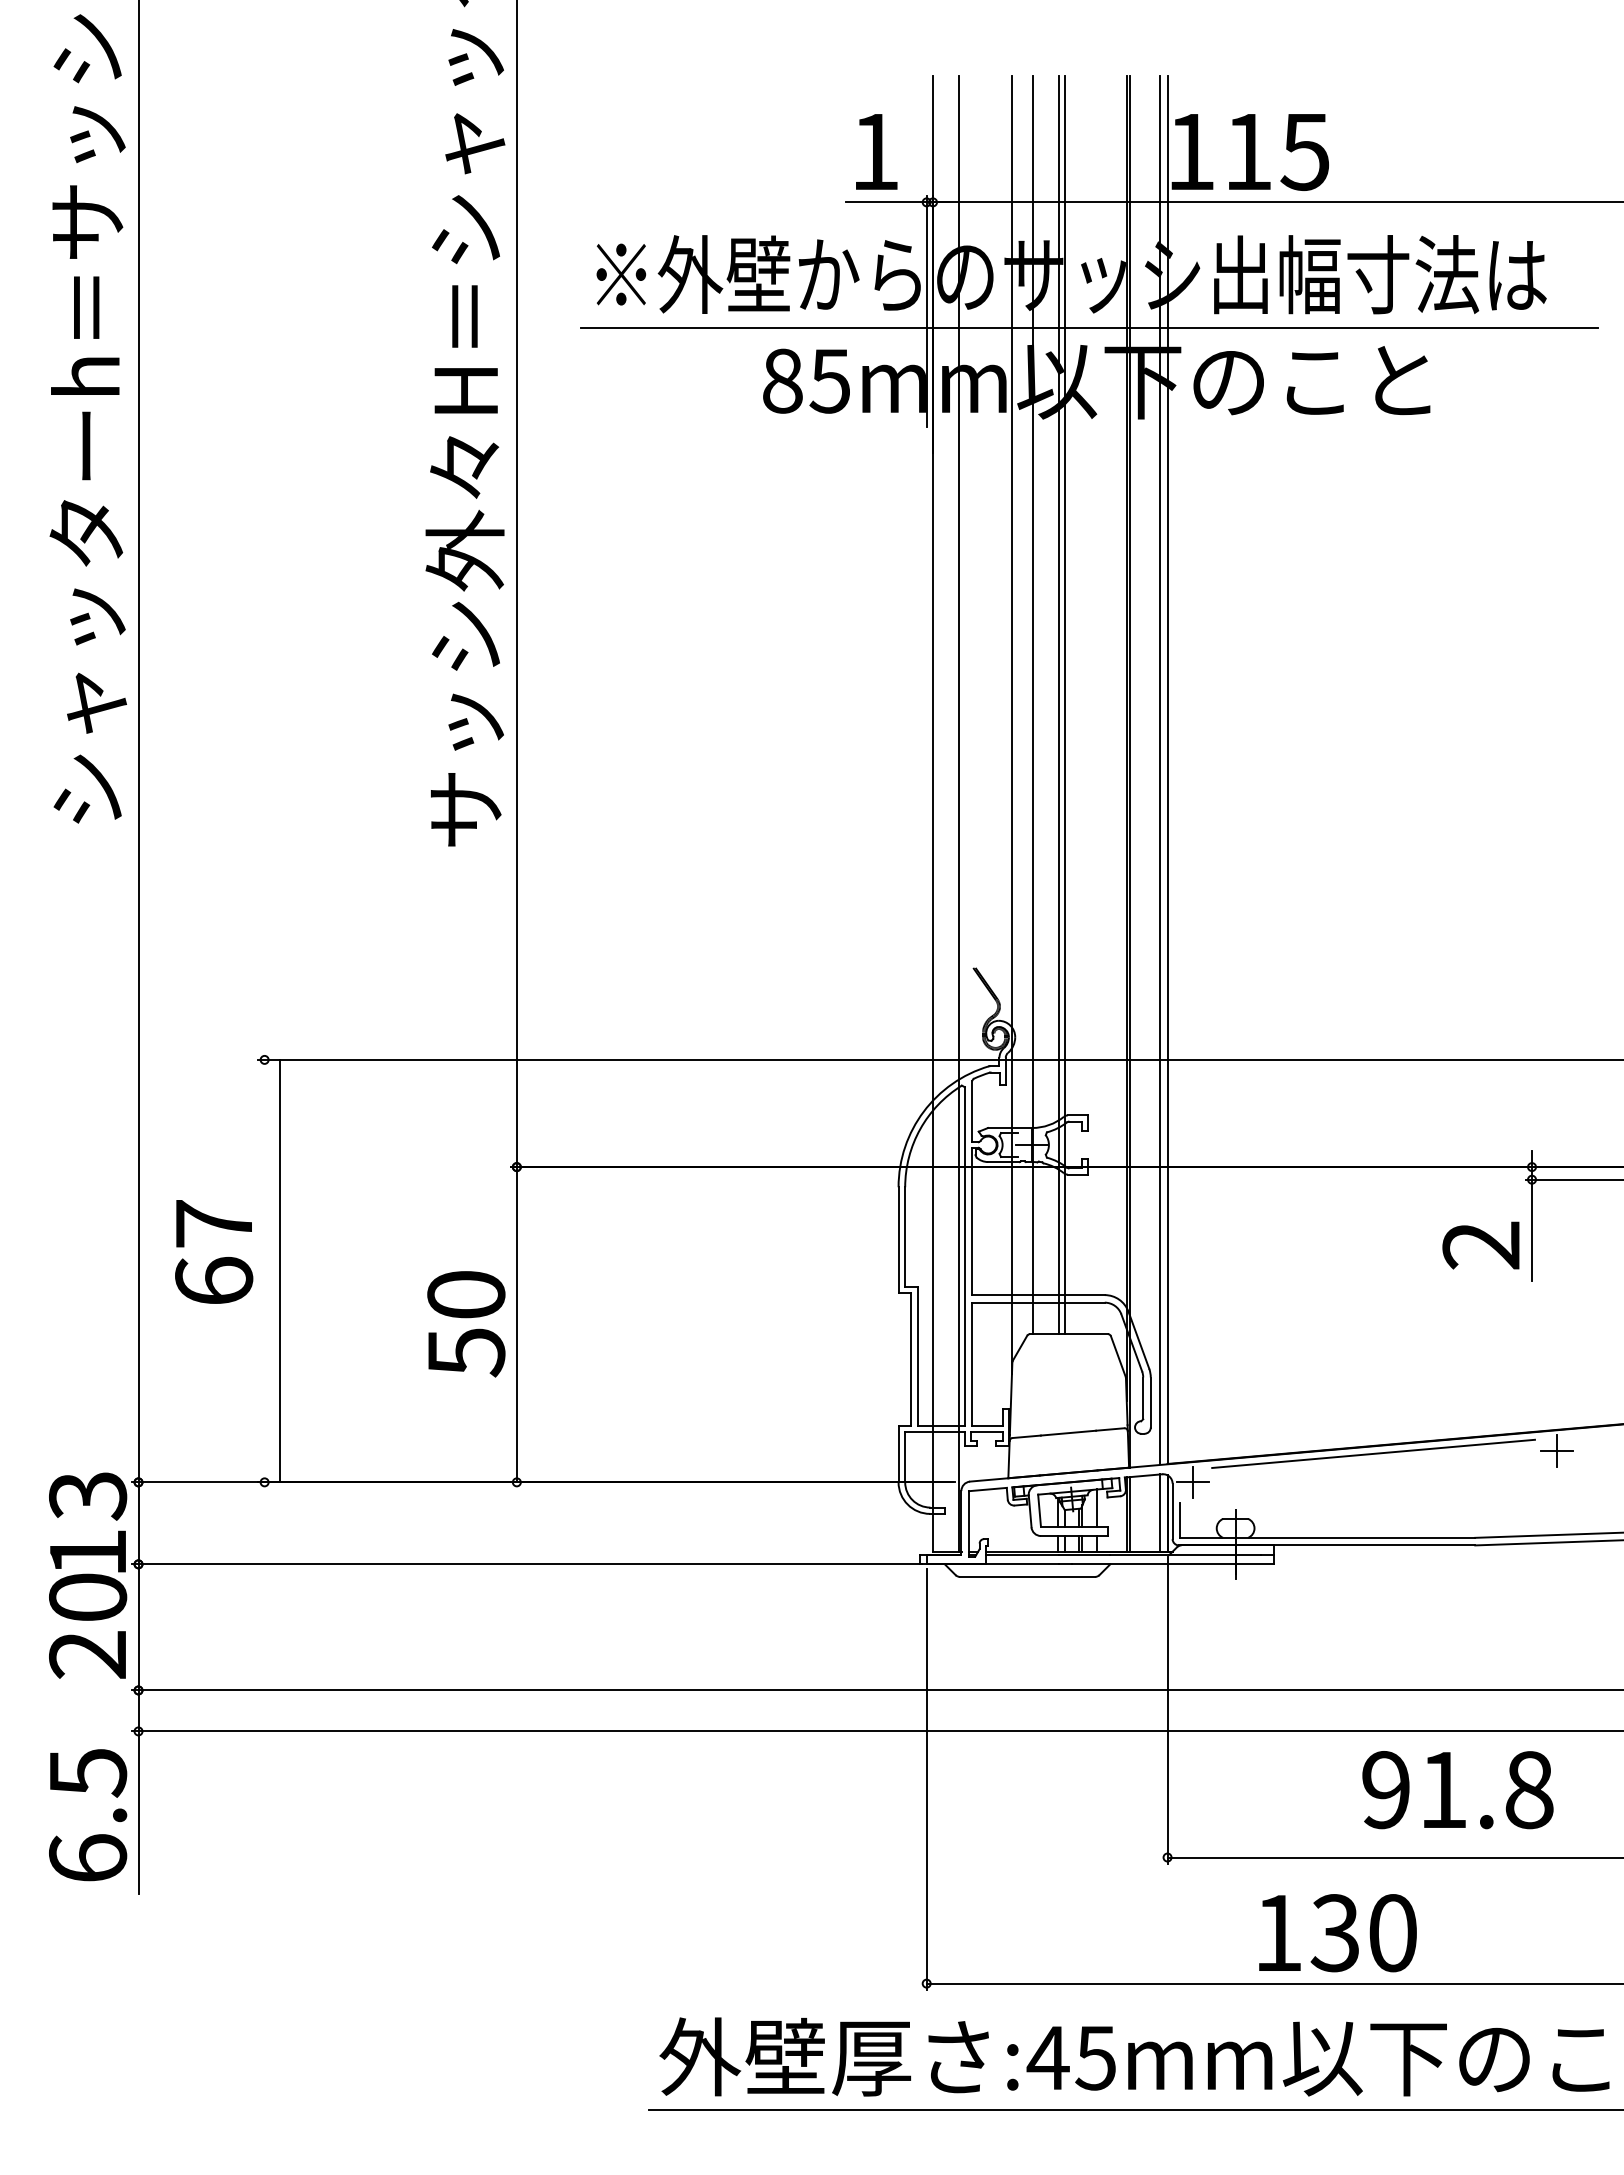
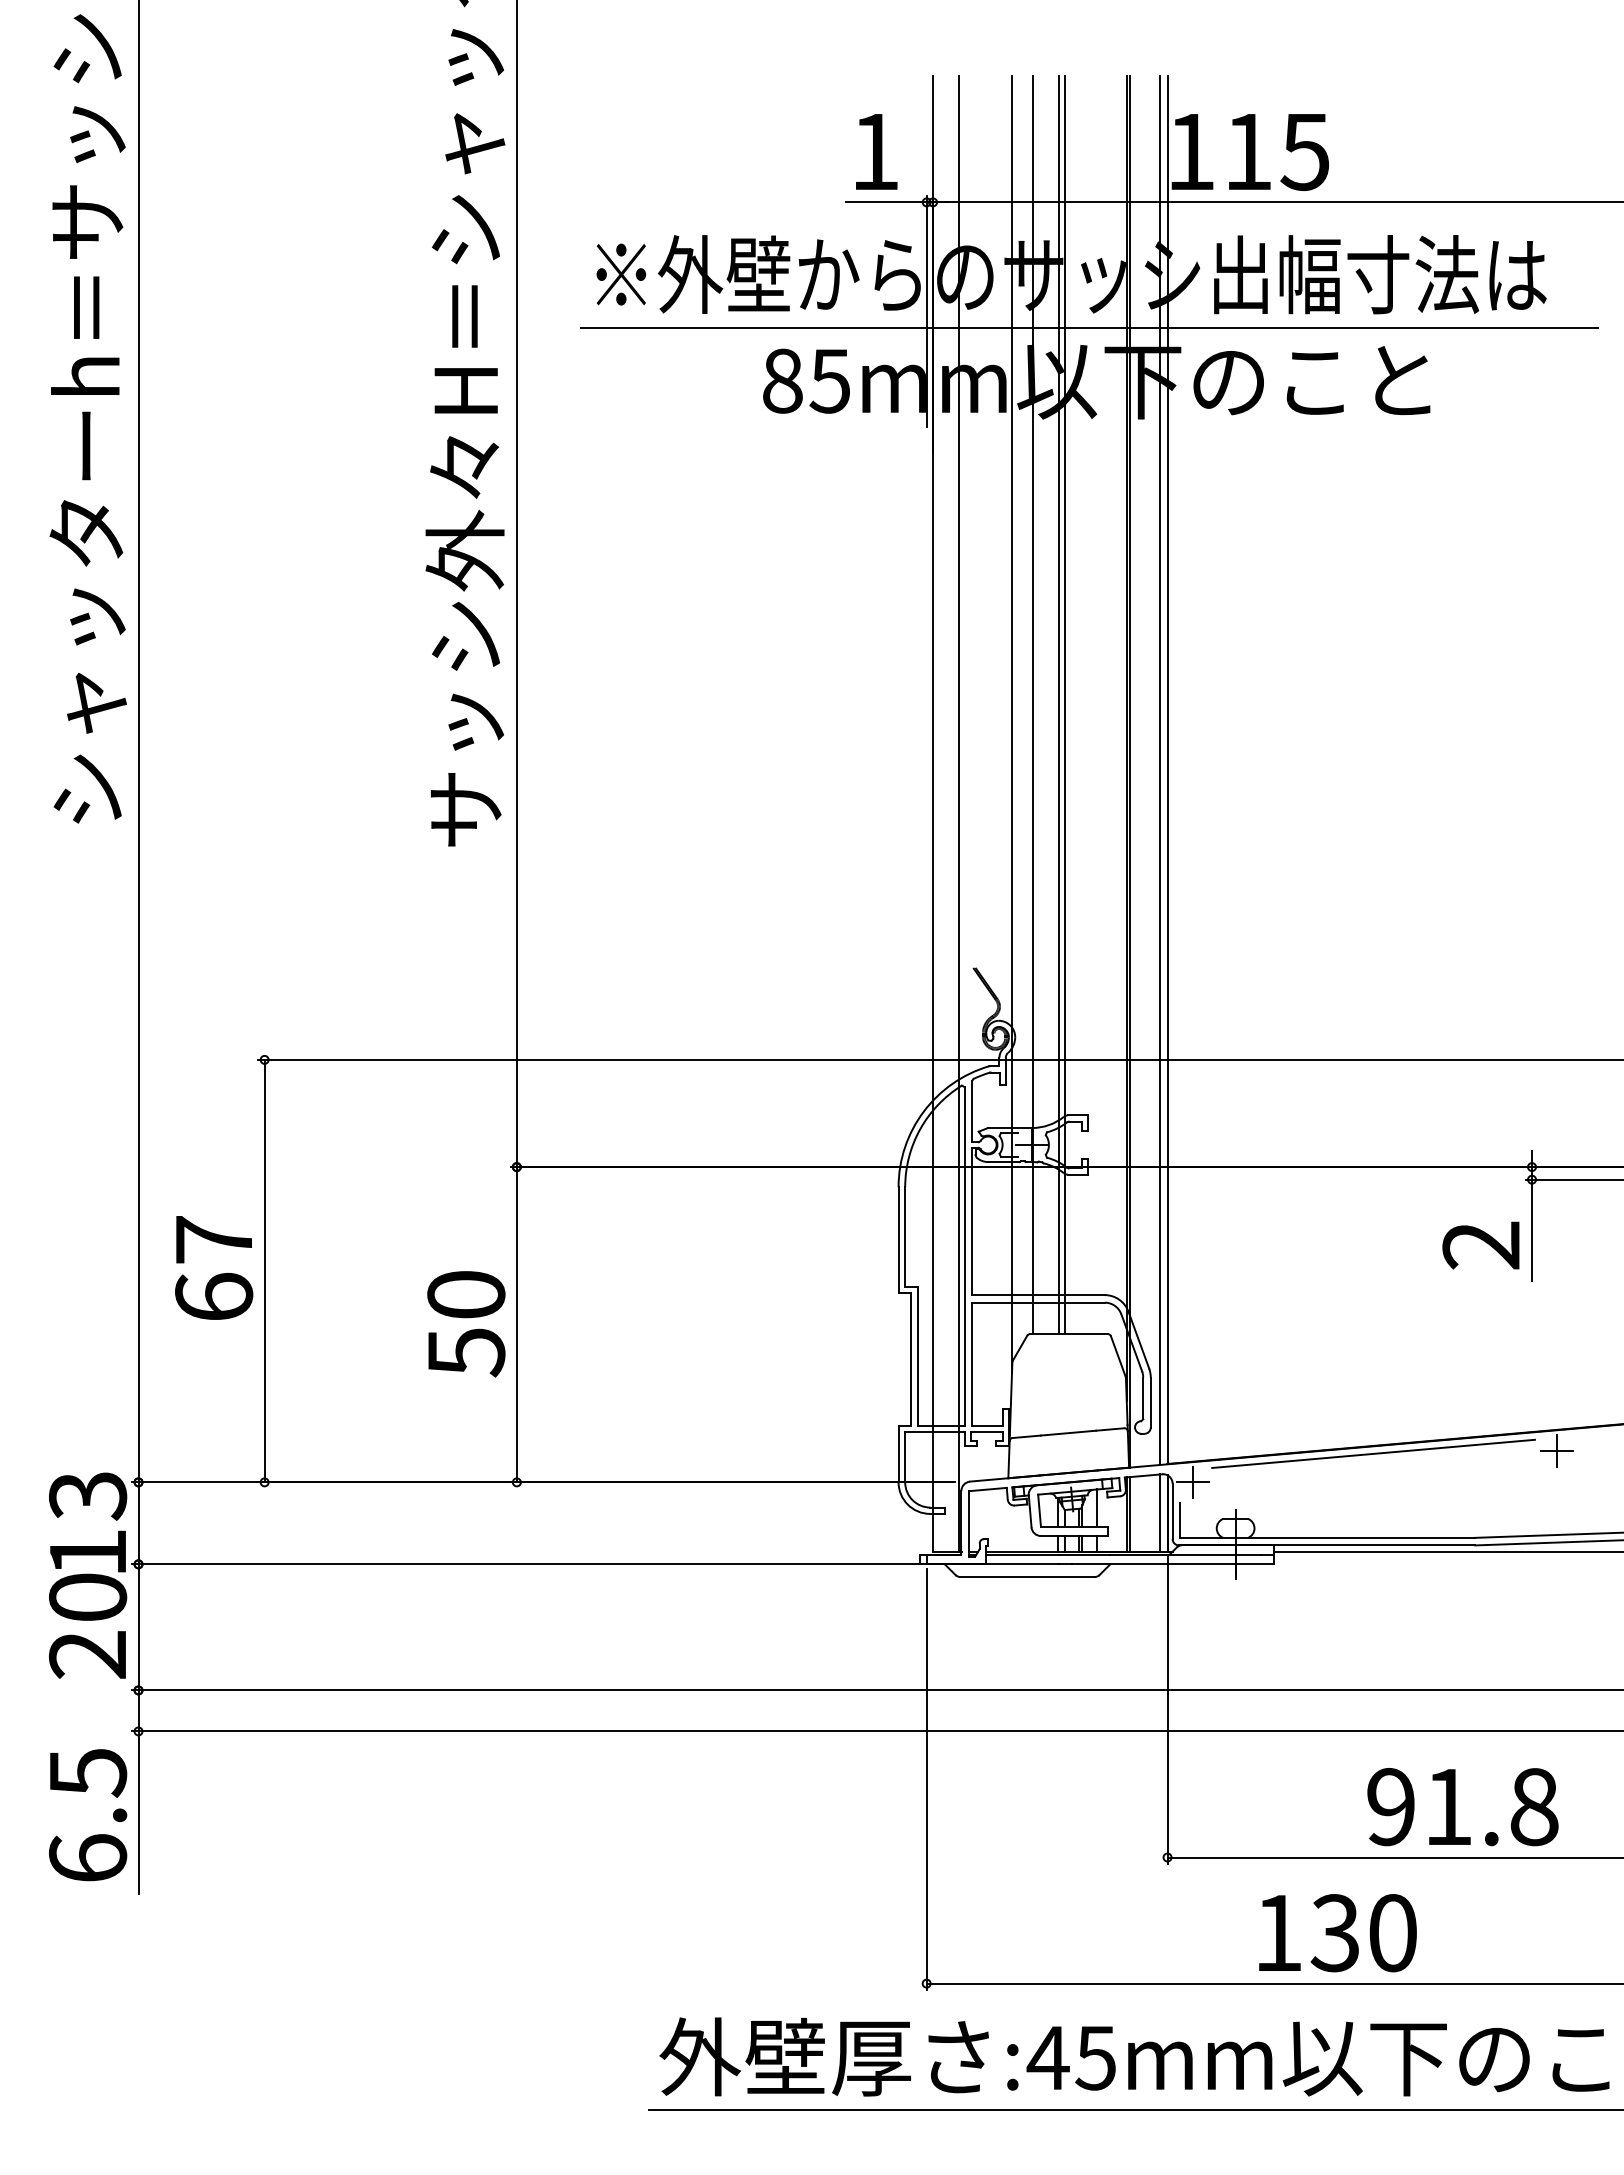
text position: (214, 1251) -> (214, 1267) (214, 1267)
line position: (279, 1270) -> (264, 1270) (264, 1270)
line: none -> present (1446, 1551)
text position: (1457, 1790) -> (1462, 1807) (1462, 1807)
